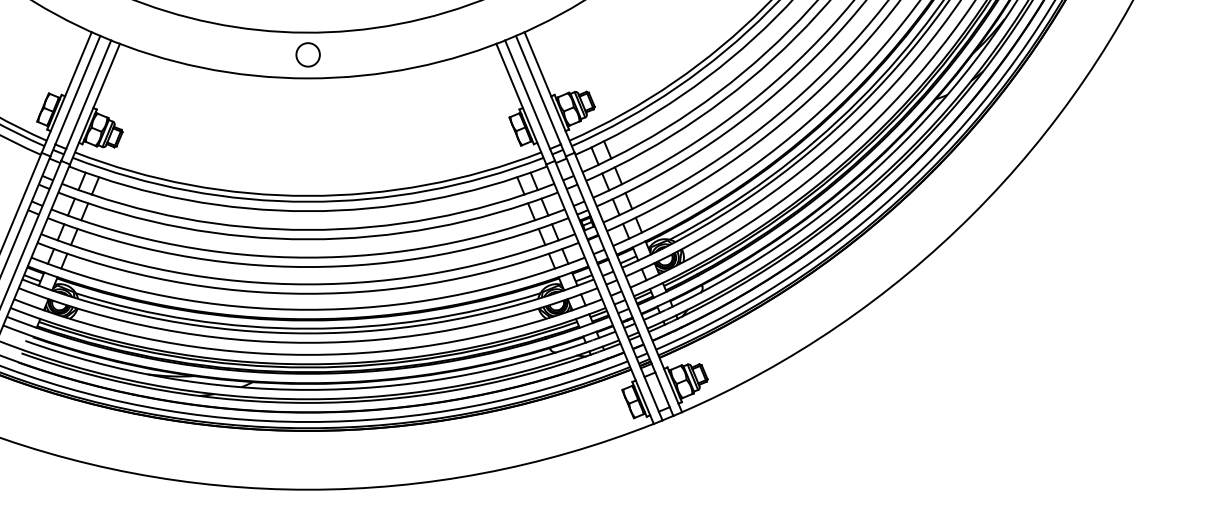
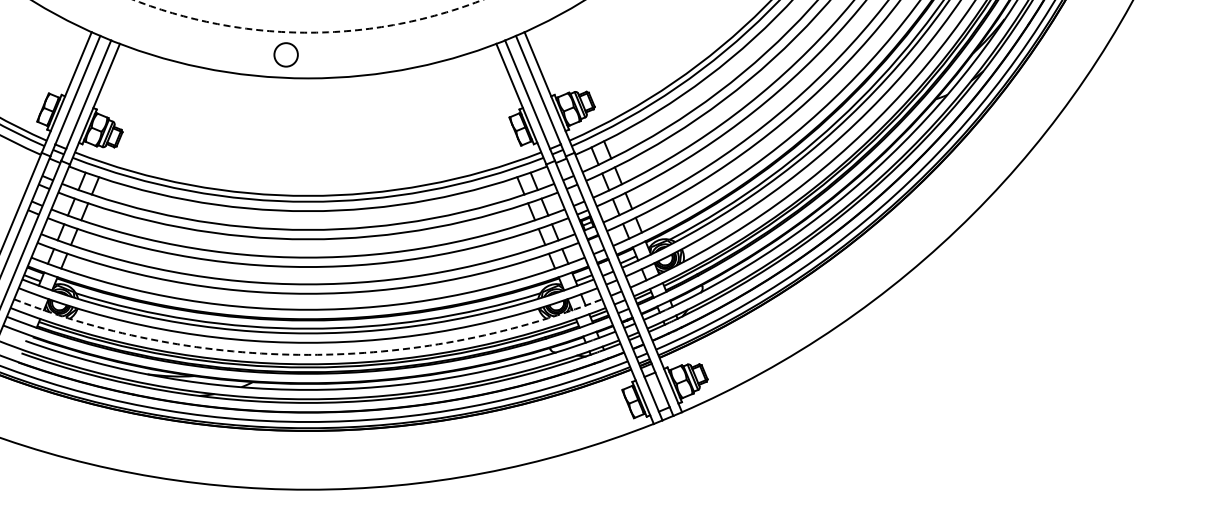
arc: solid -> dashed (306, 32)
circle position: (307, 54) -> (285, 54) (285, 54)
arc: solid -> dashed (308, 354)
